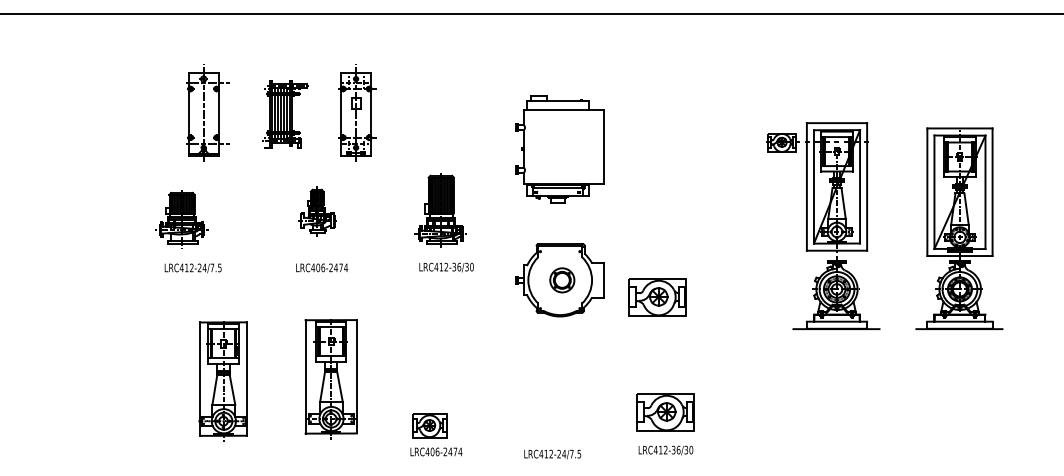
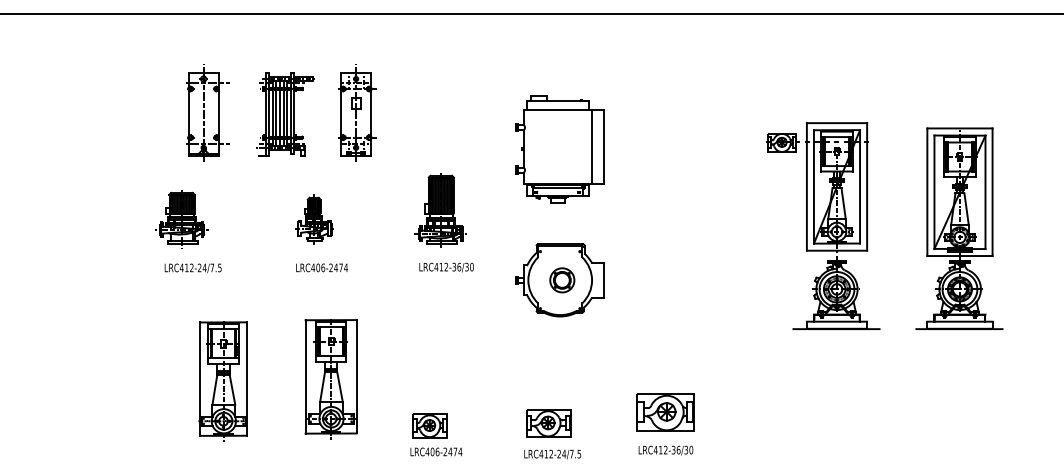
part size: 47x69 px -> 59x85 px (285, 114)
line: none -> present (591, 146)
part position: (317, 211) -> (314, 219) (314, 219)
part: present -> none (657, 297)
part: none -> present (548, 423)
